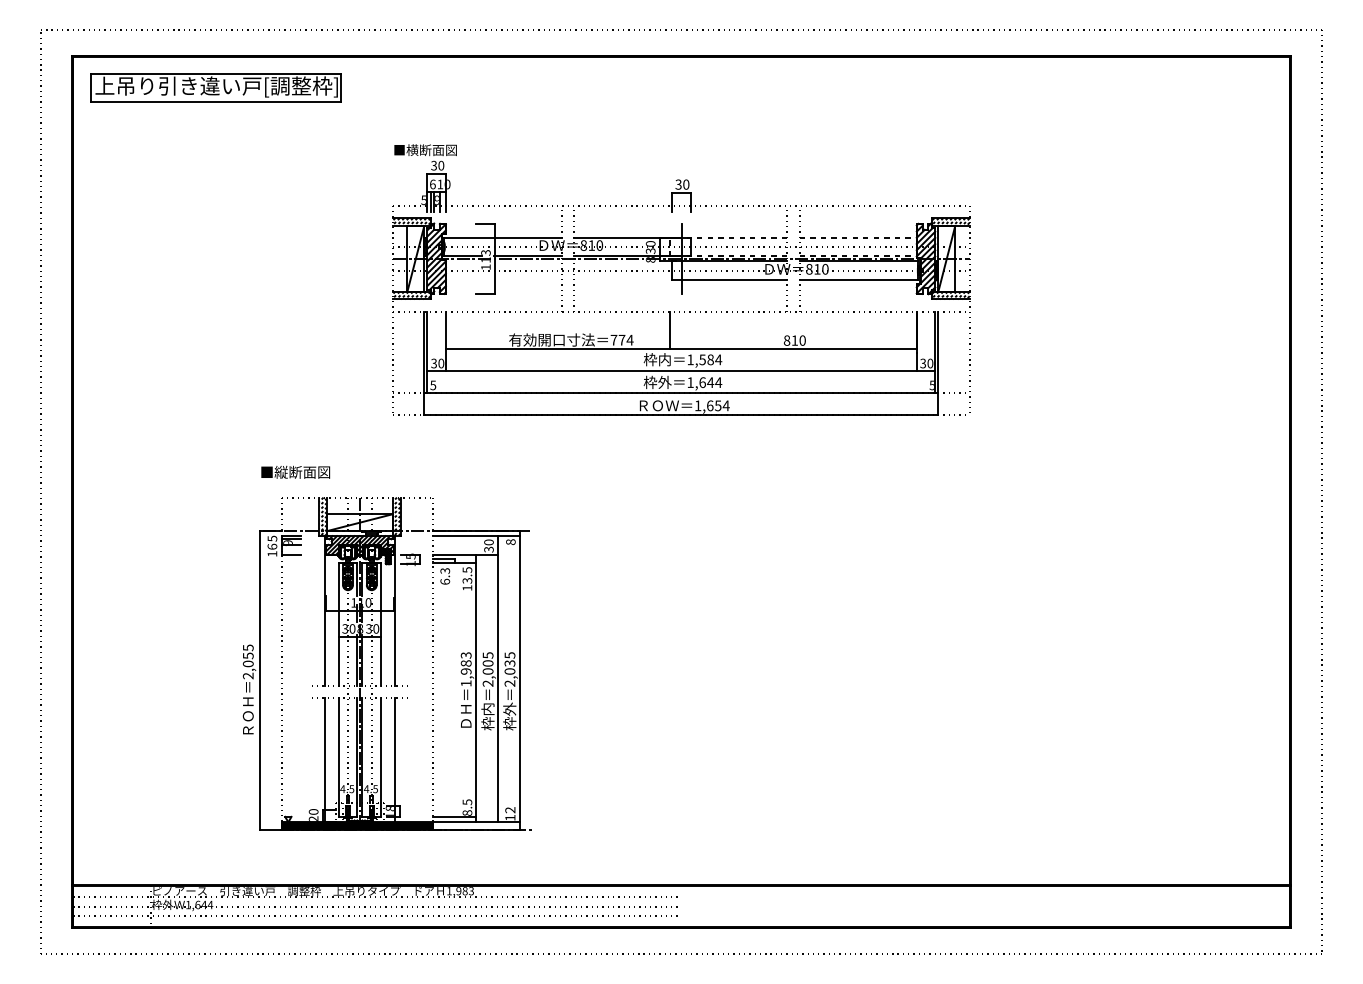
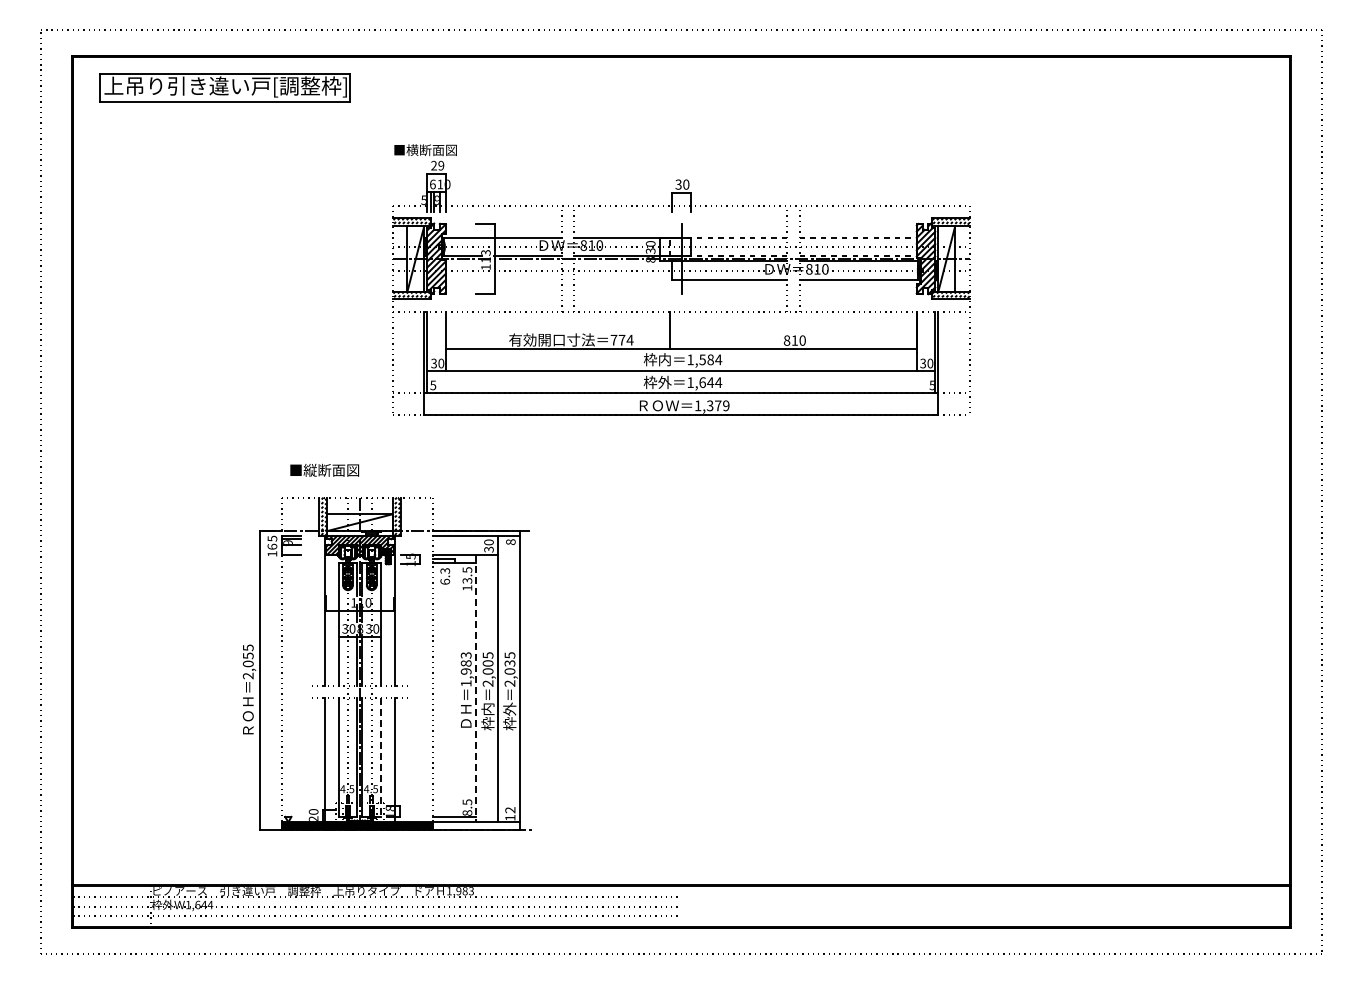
part position: (215, 87) -> (224, 87) (224, 87)
text: 30 -> 29 (437, 165)
text: 1,654 -> 1,379 (717, 405)
text position: (295, 471) -> (324, 469) (324, 469)
line: solid -> dashed (476, 688)
line: solid -> dashed (381, 757)
